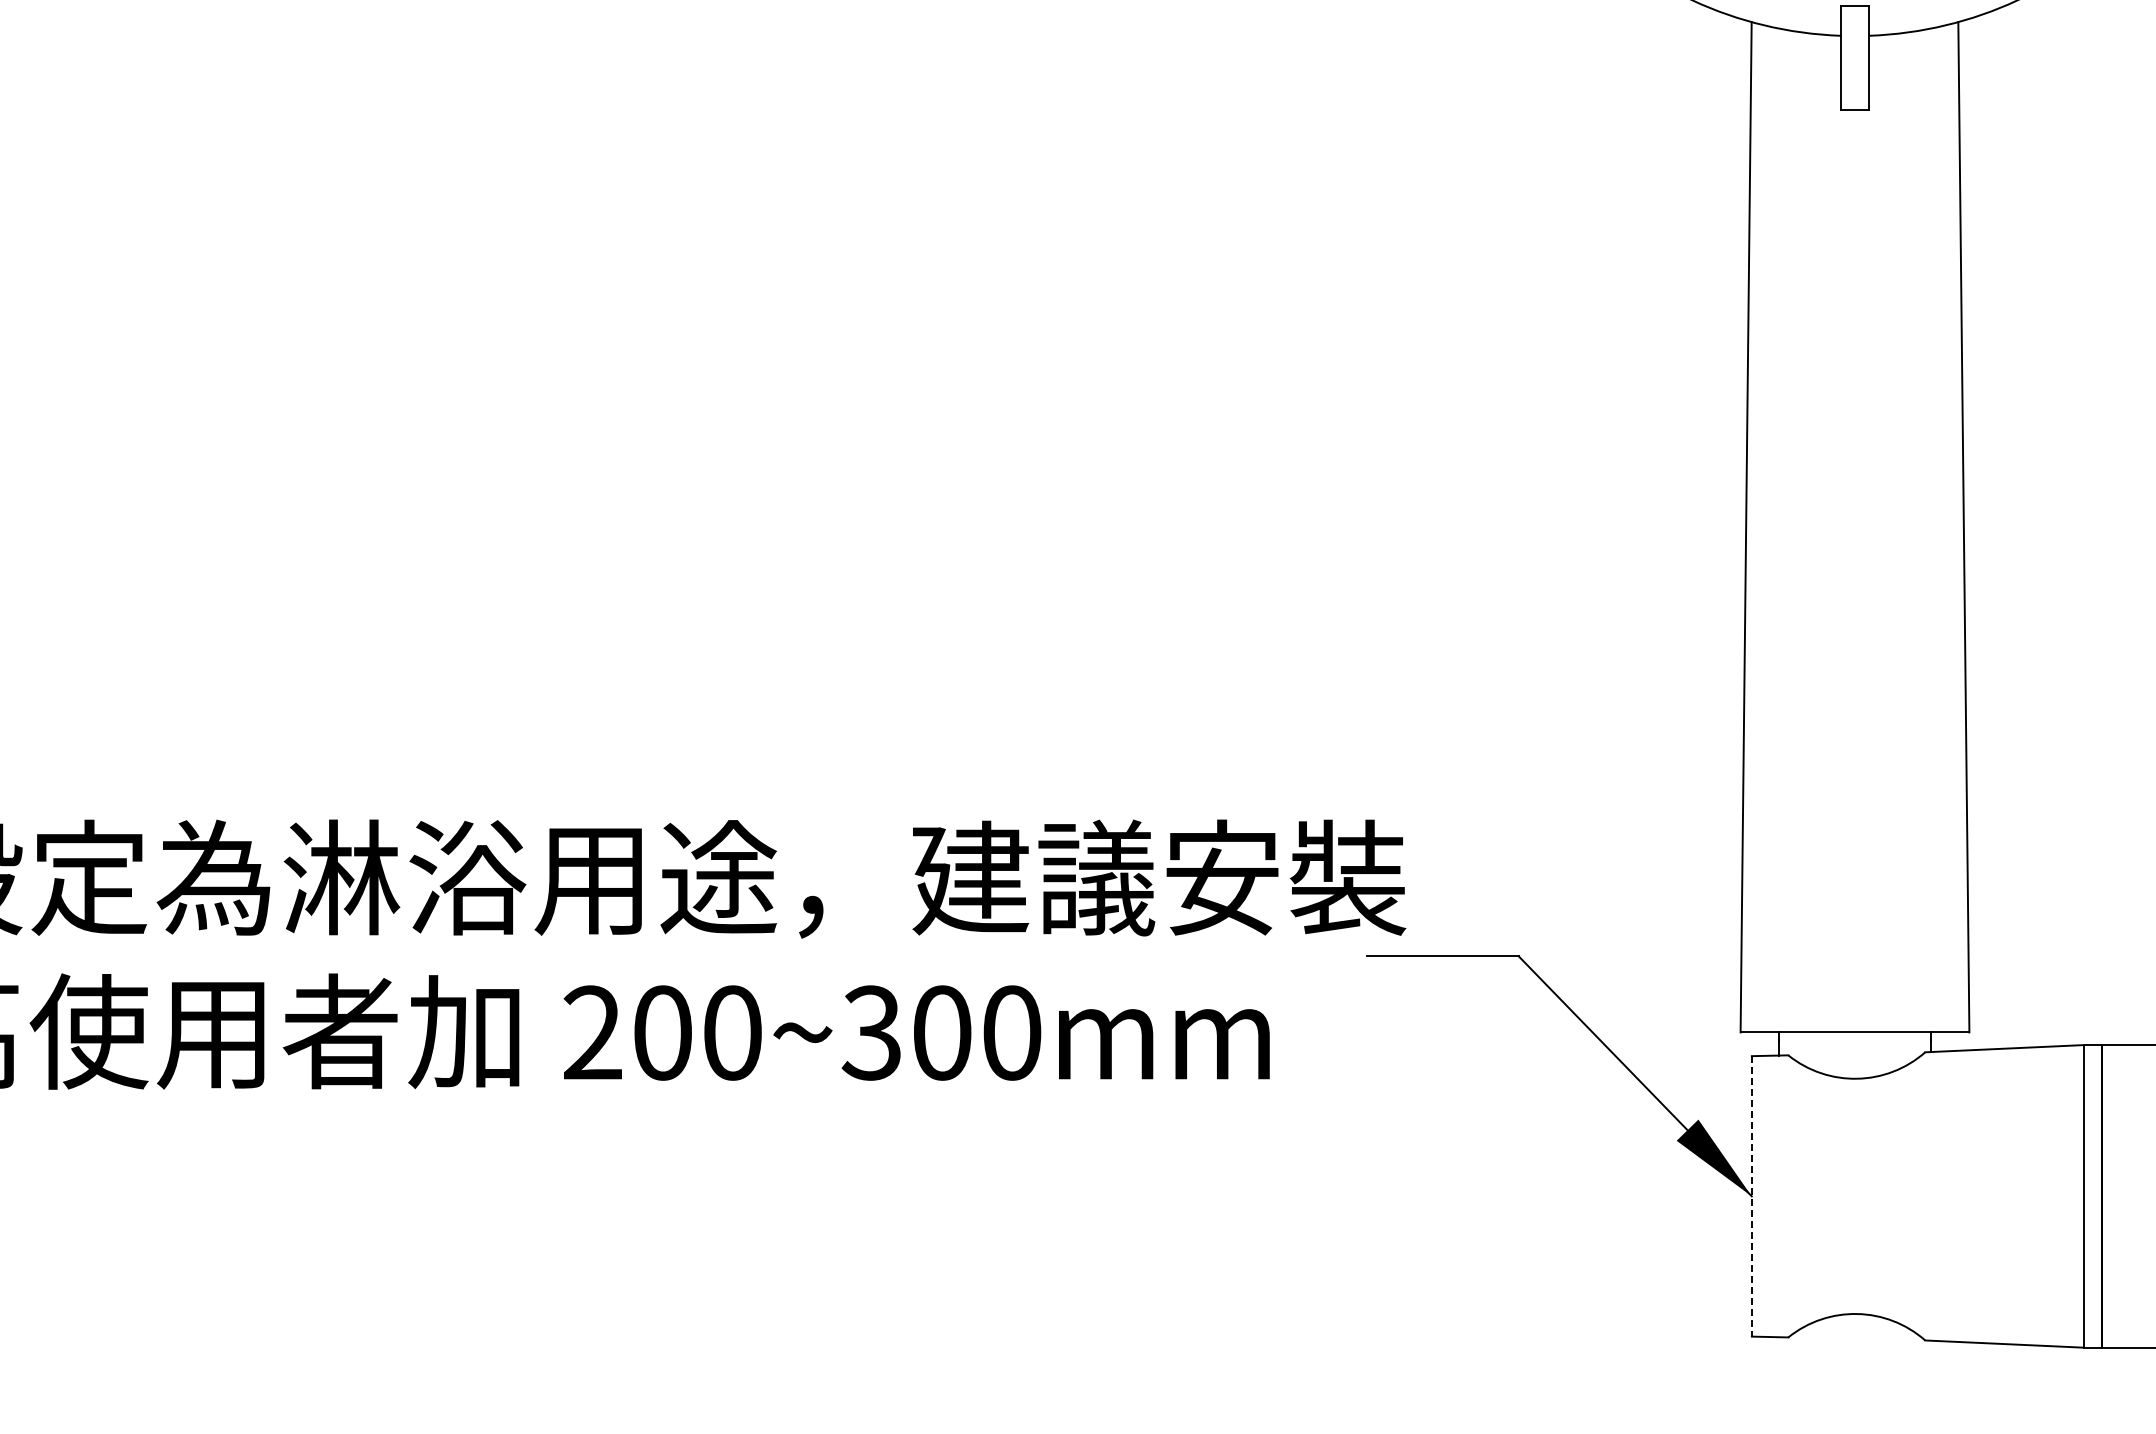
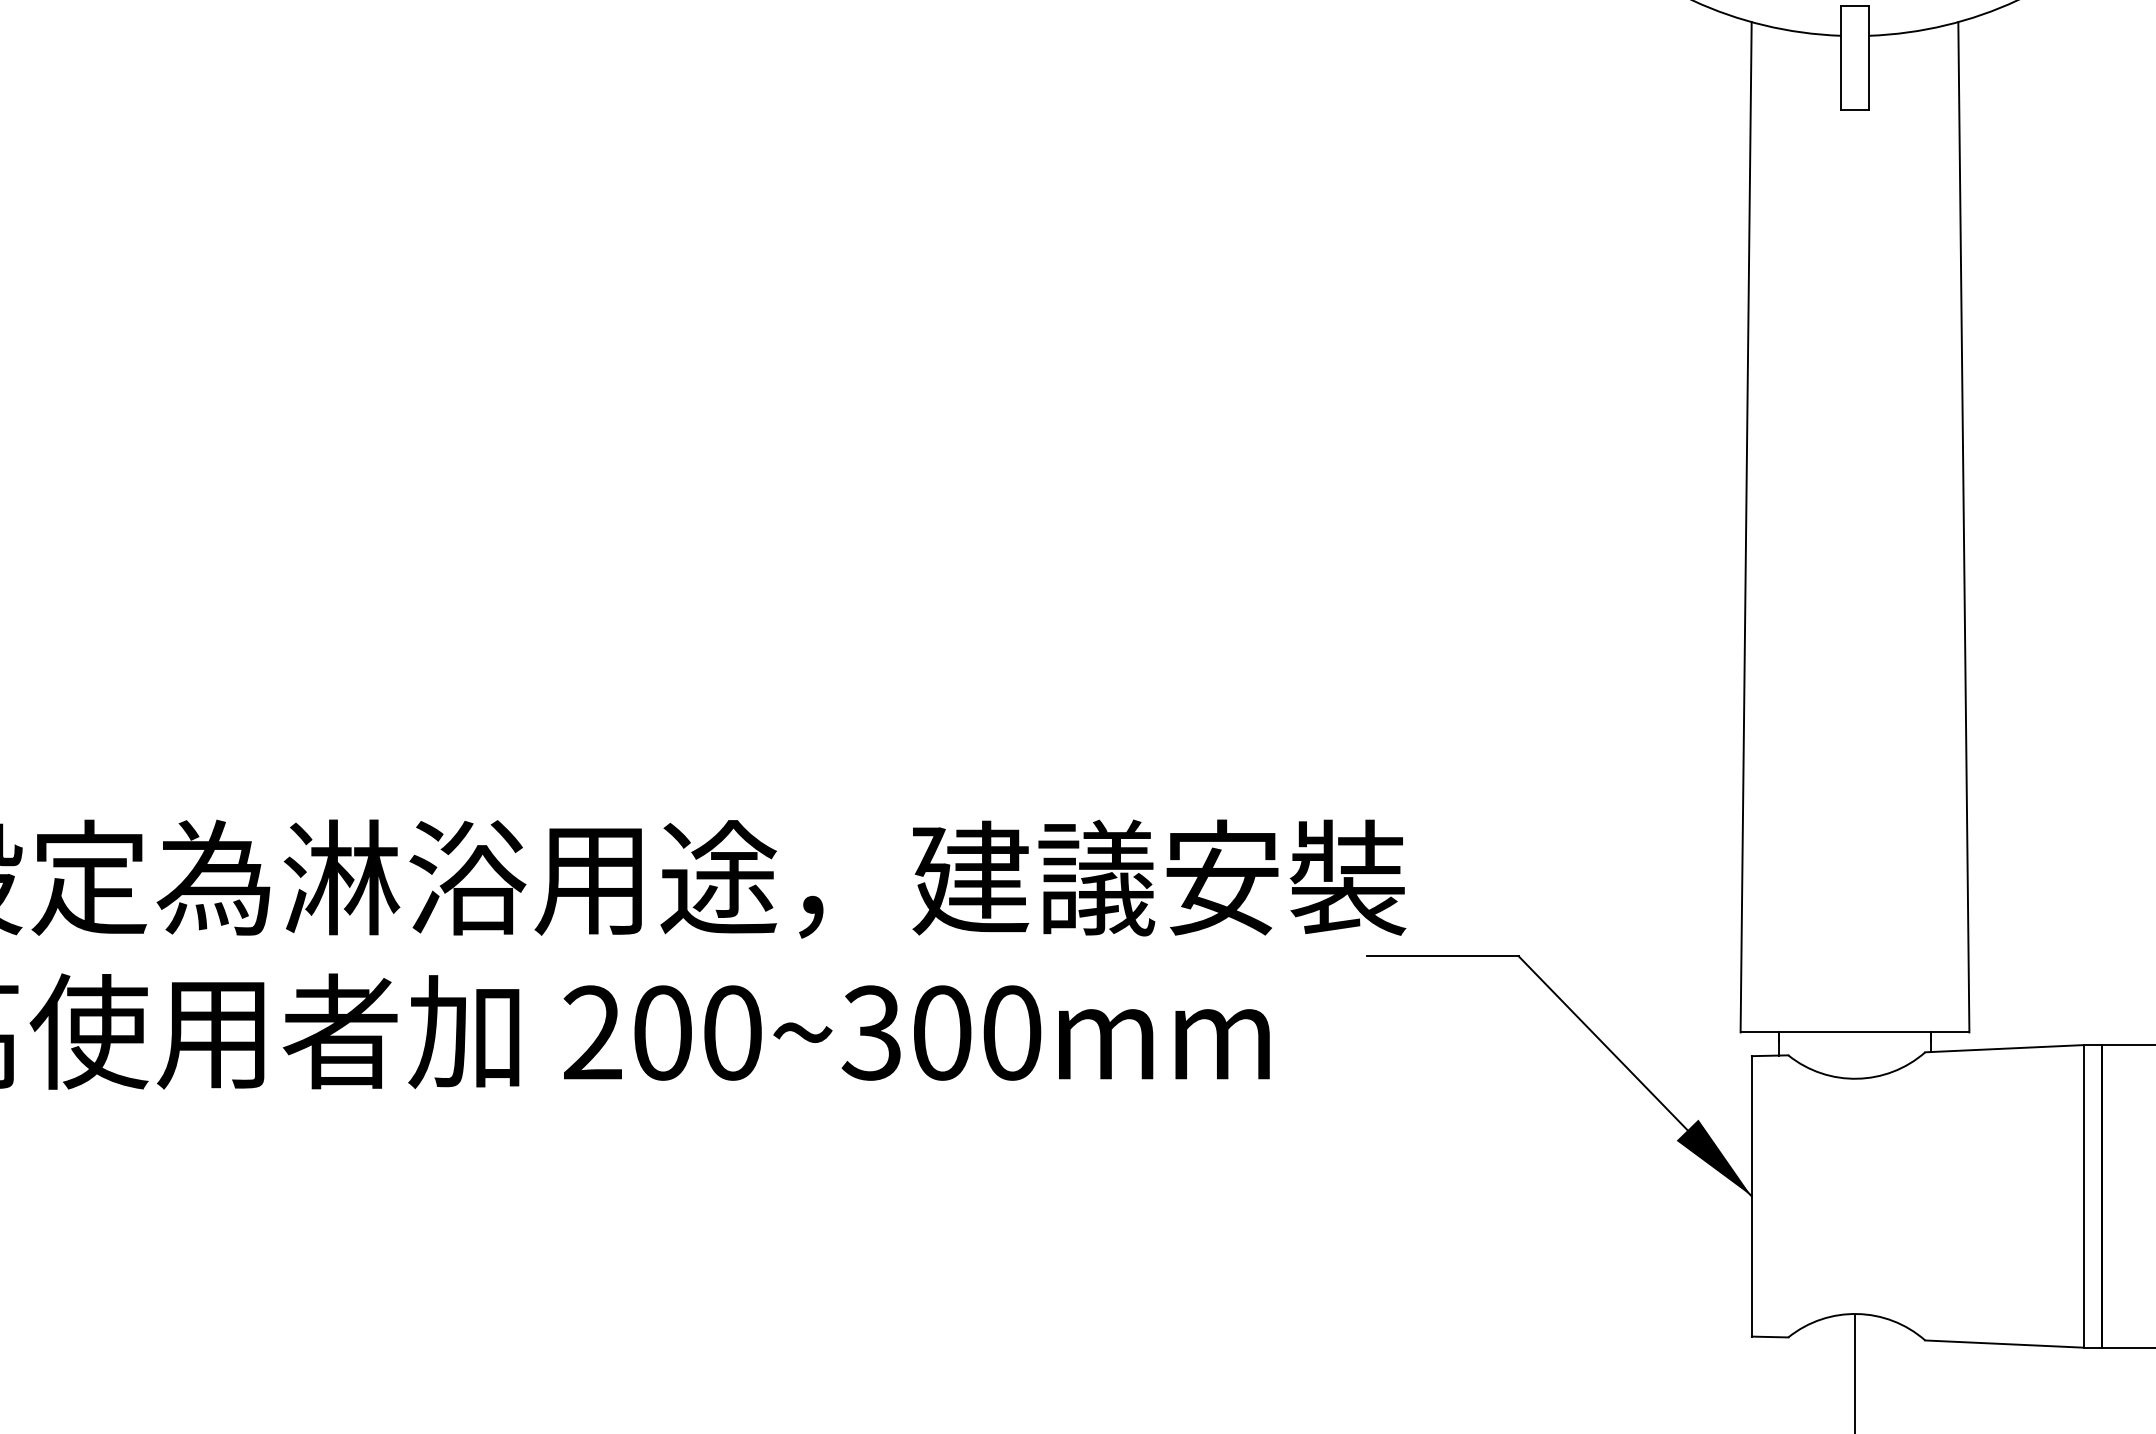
line: dashed -> solid (1751, 1196)
line: none -> present (1855, 1371)
